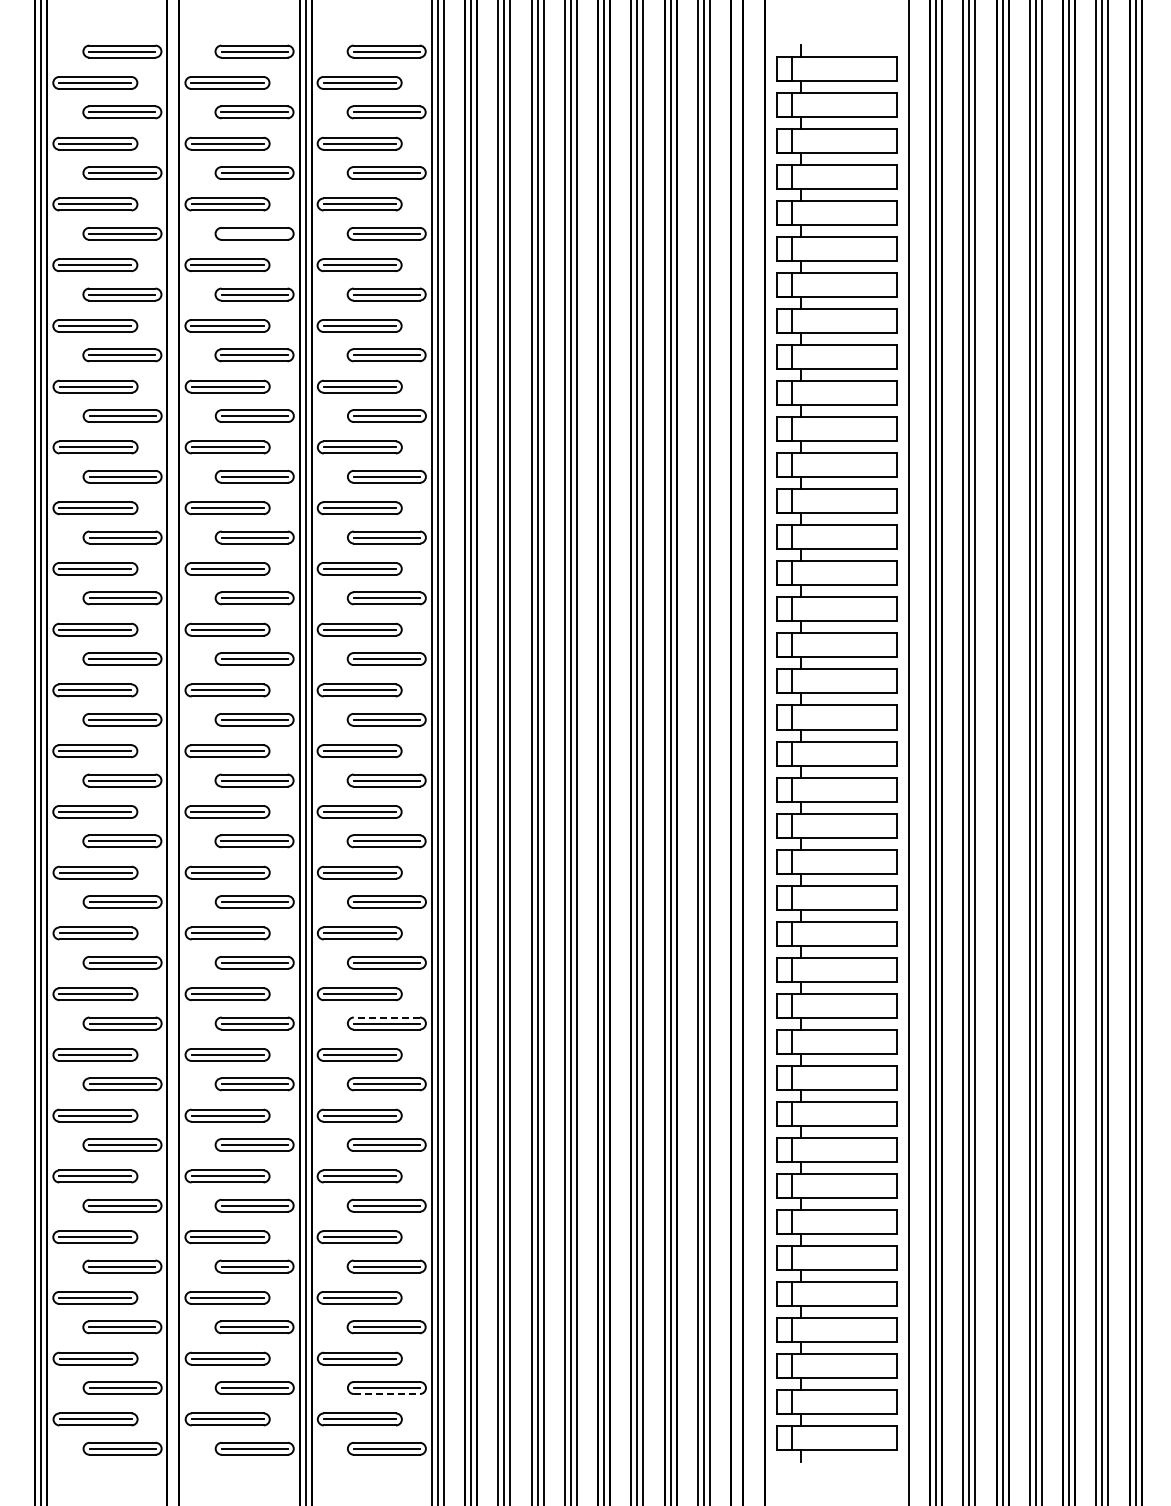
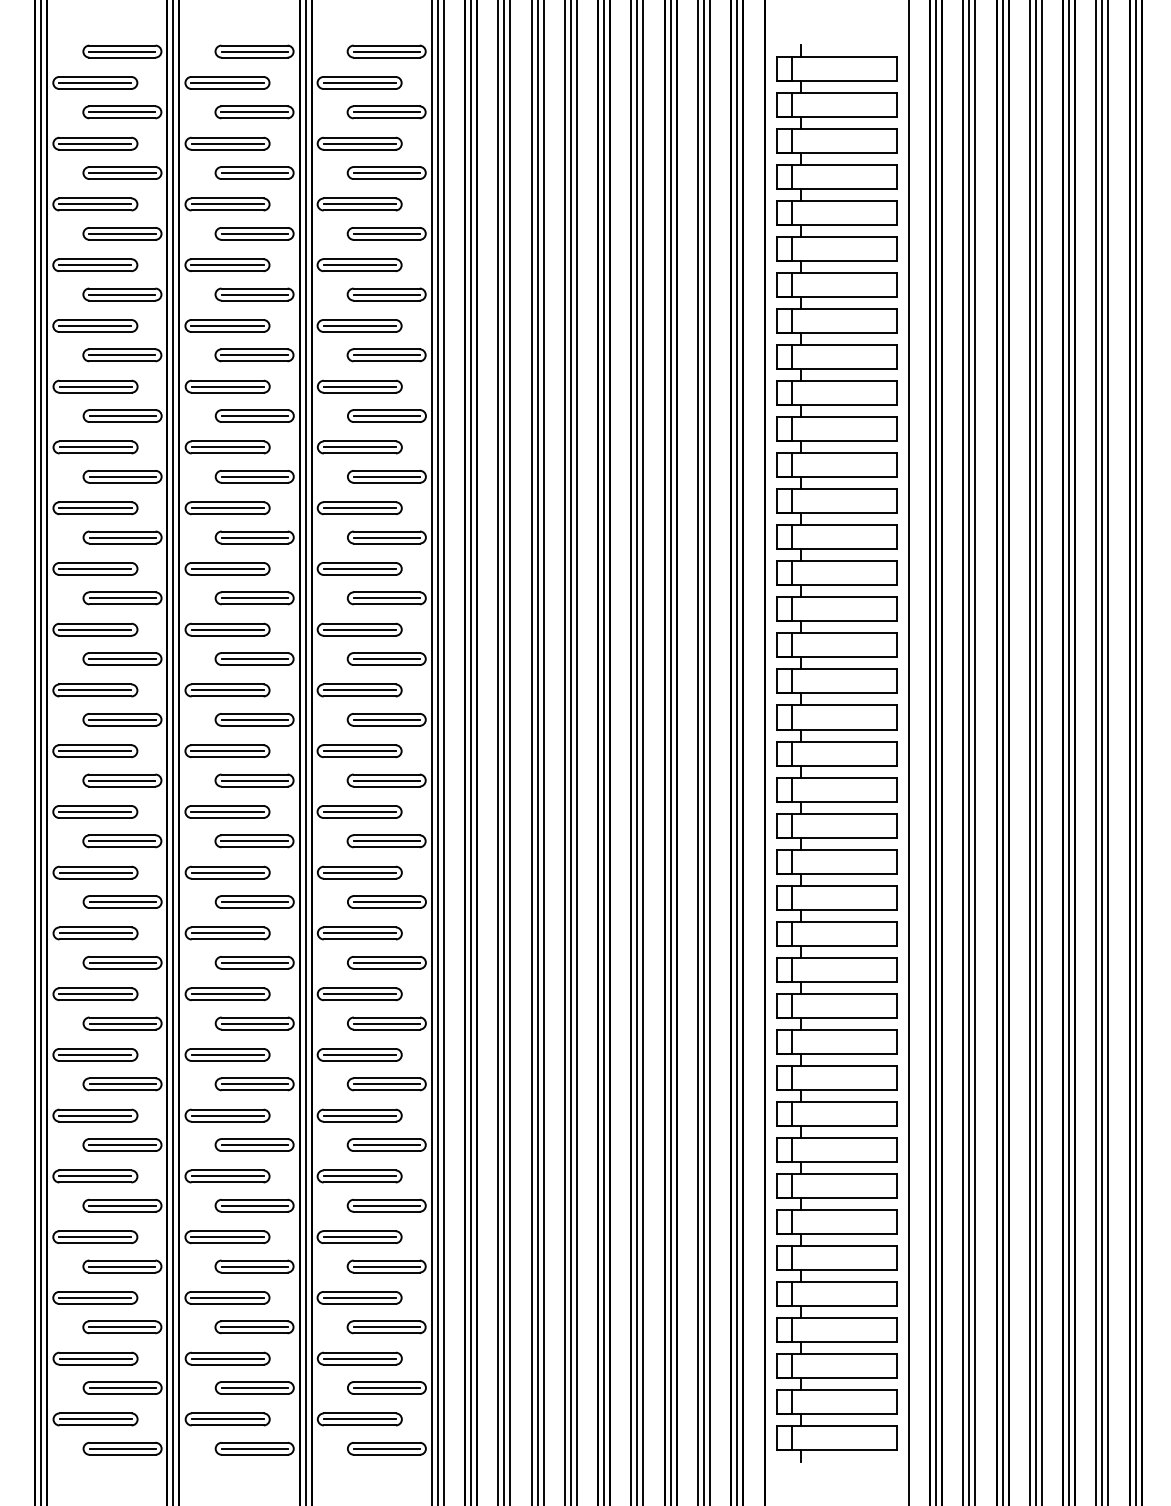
line: none -> present (254, 233)
line: none -> present (173, 752)
line: none -> present (737, 752)
line: dashed -> solid (386, 1017)
line: dashed -> solid (387, 1394)
